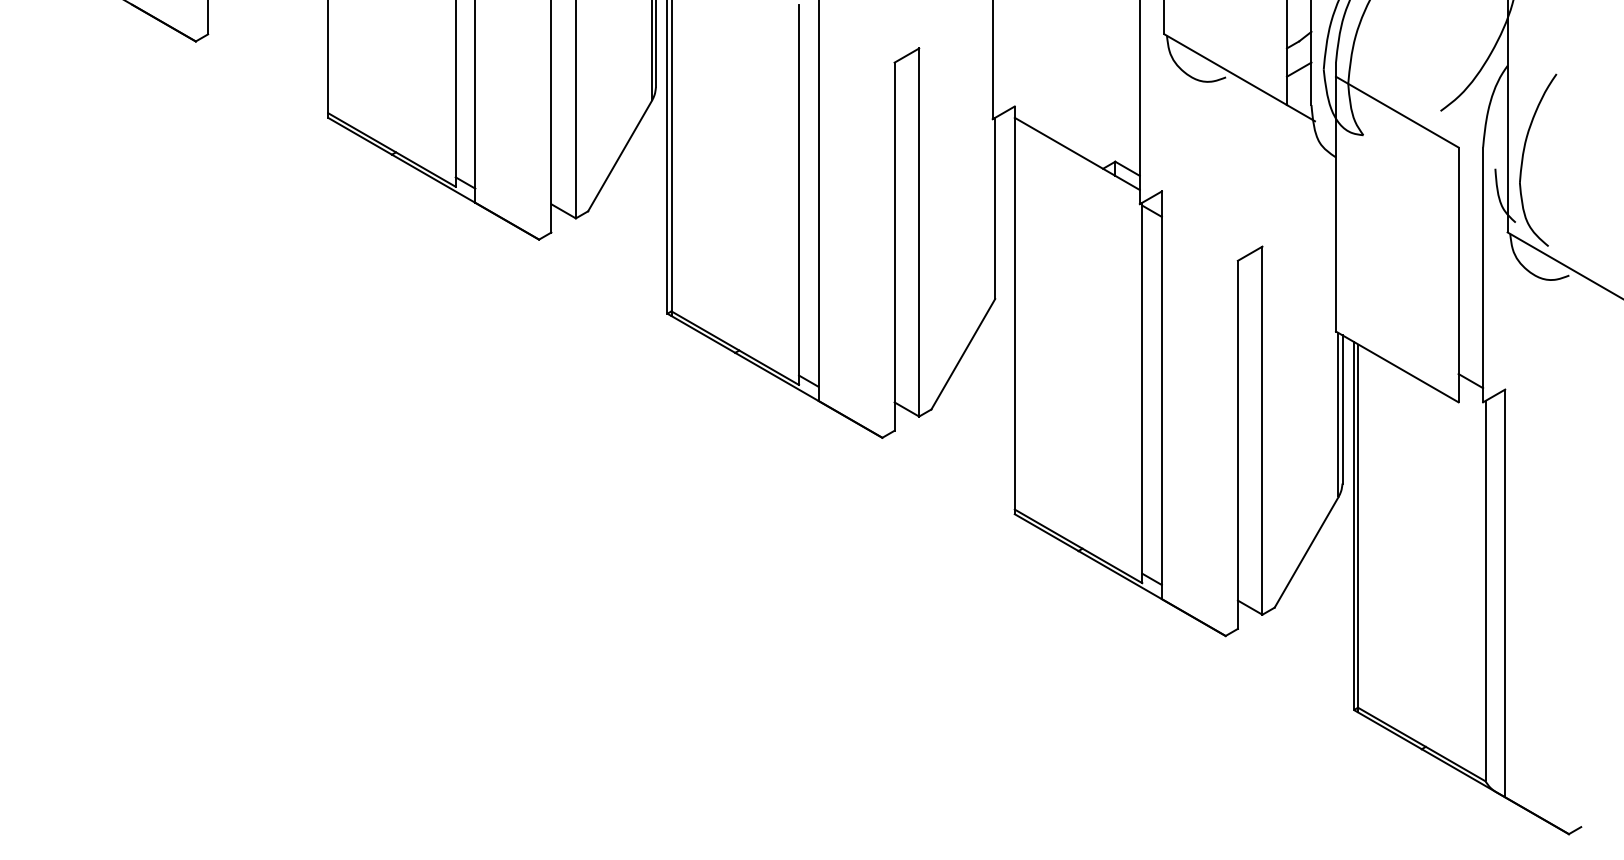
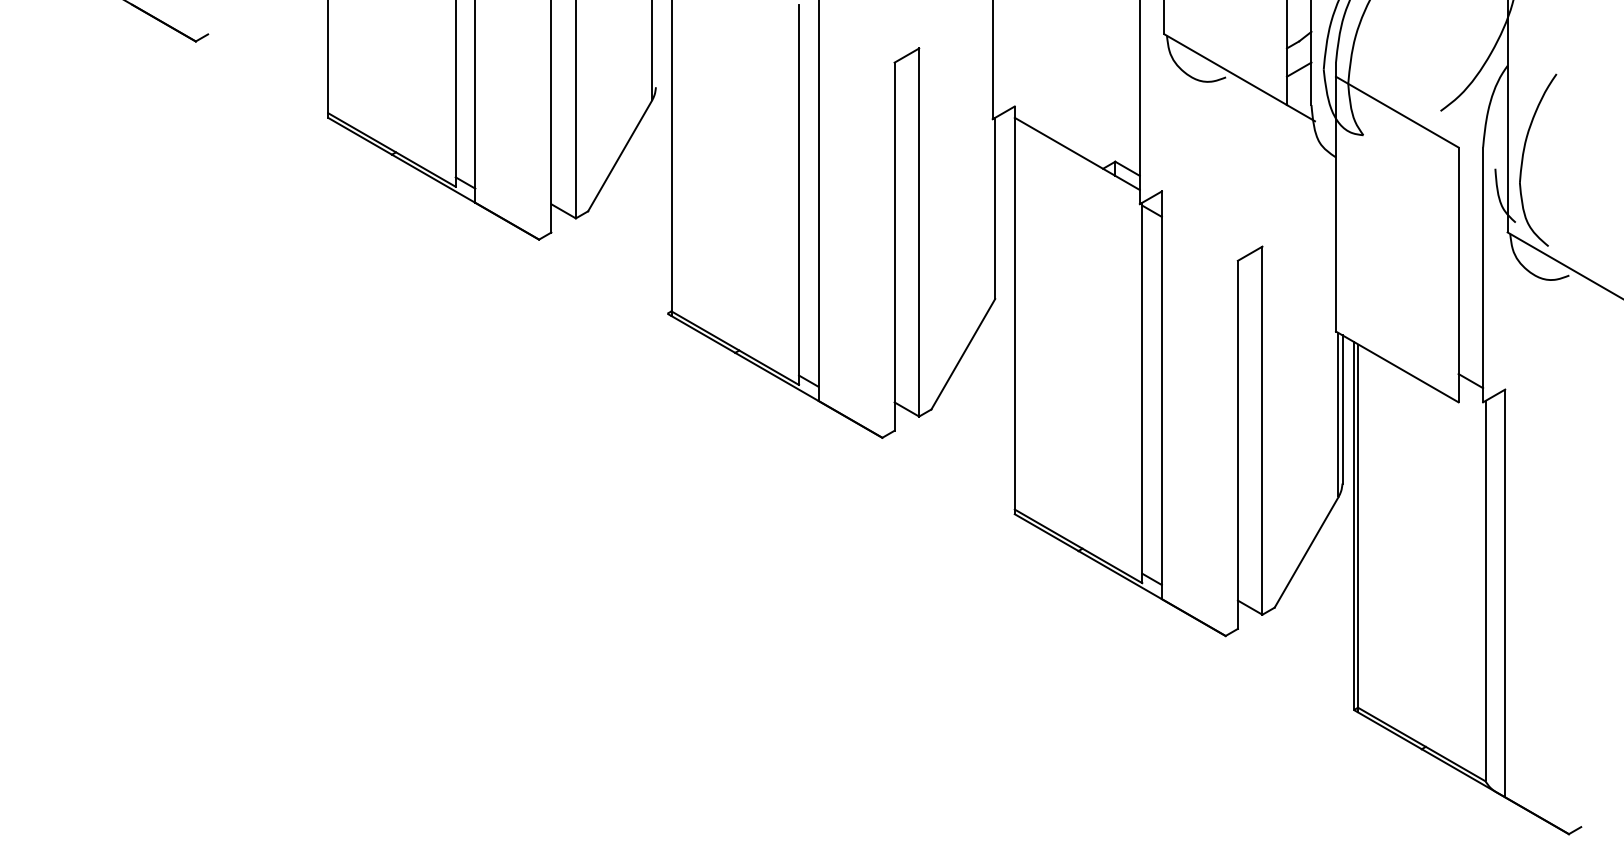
line: present -> none (208, 18)
line: present -> none (655, 44)
line: present -> none (667, 157)
